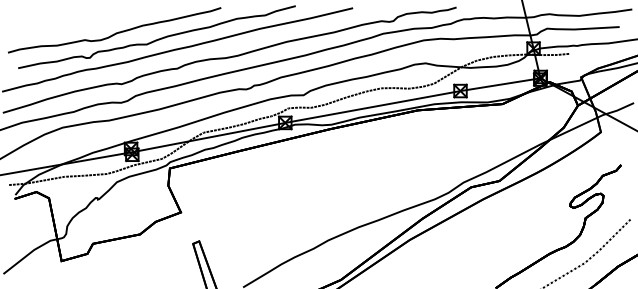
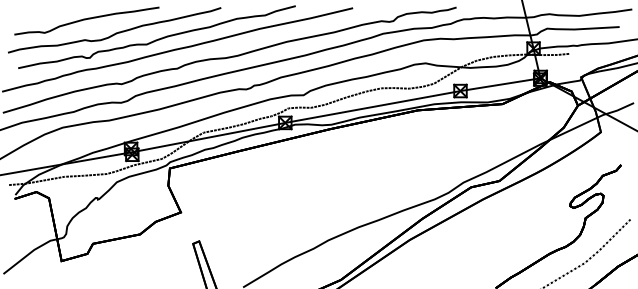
curve: none -> present (86, 19)
